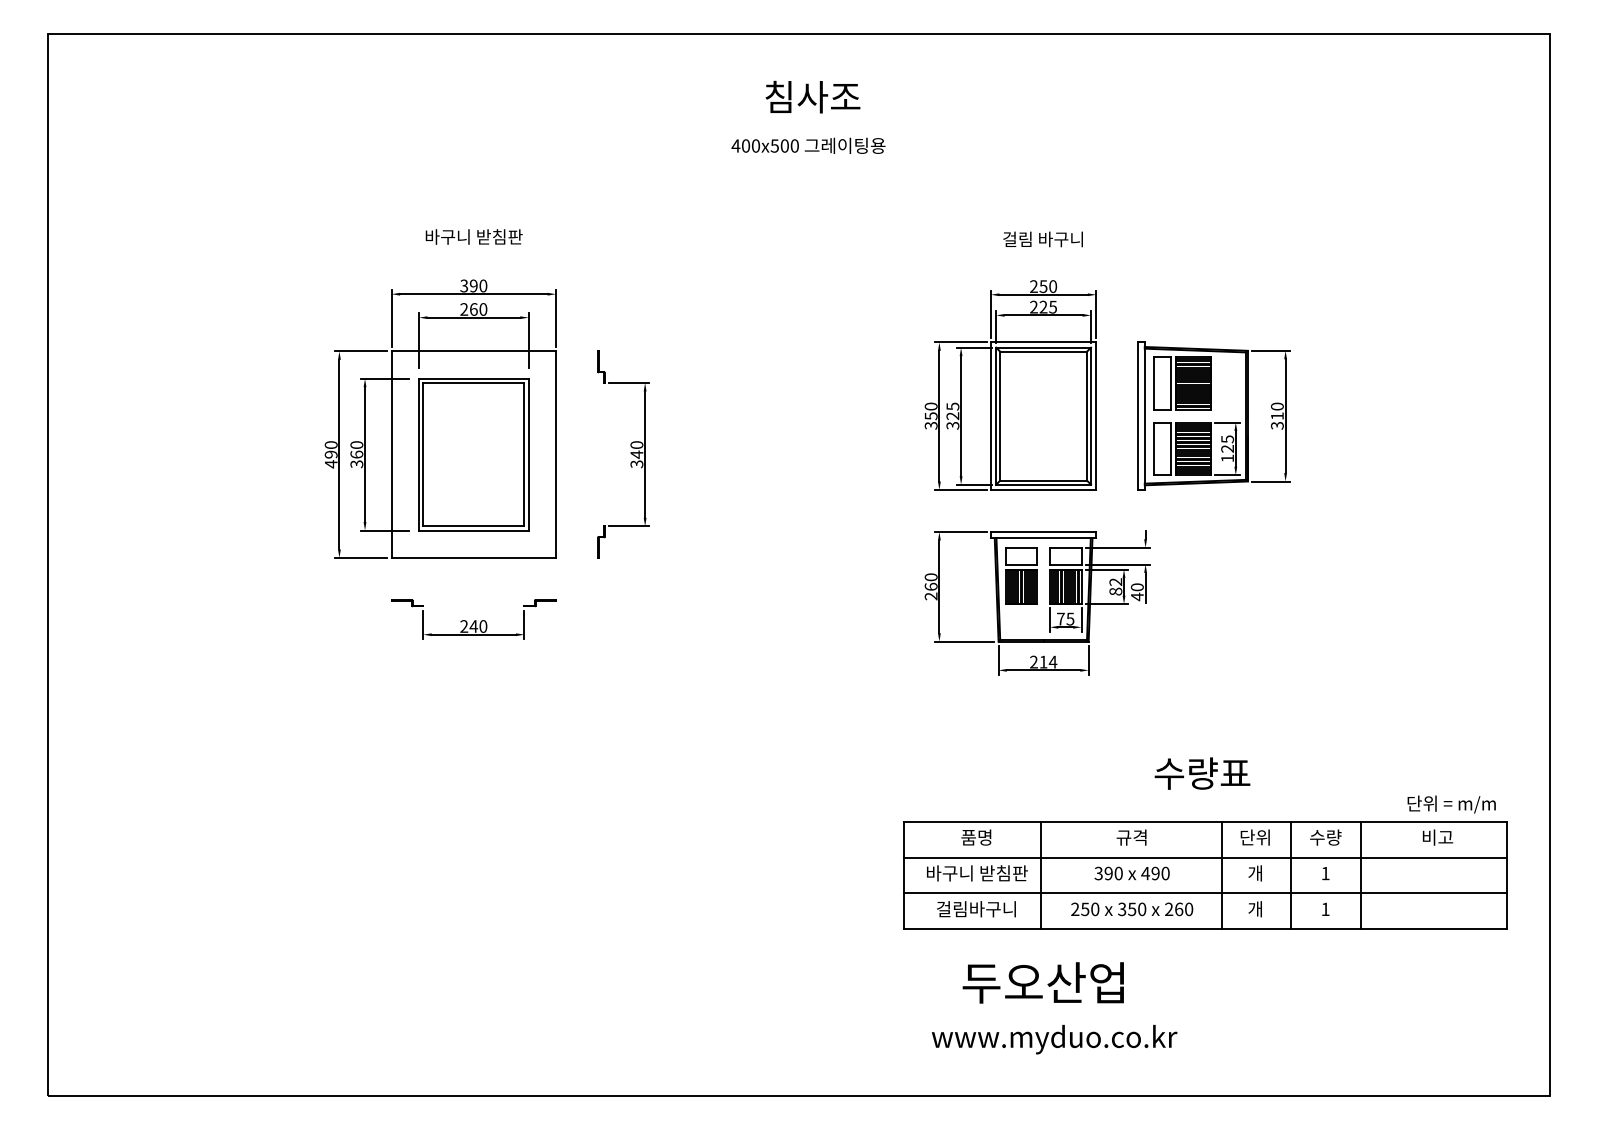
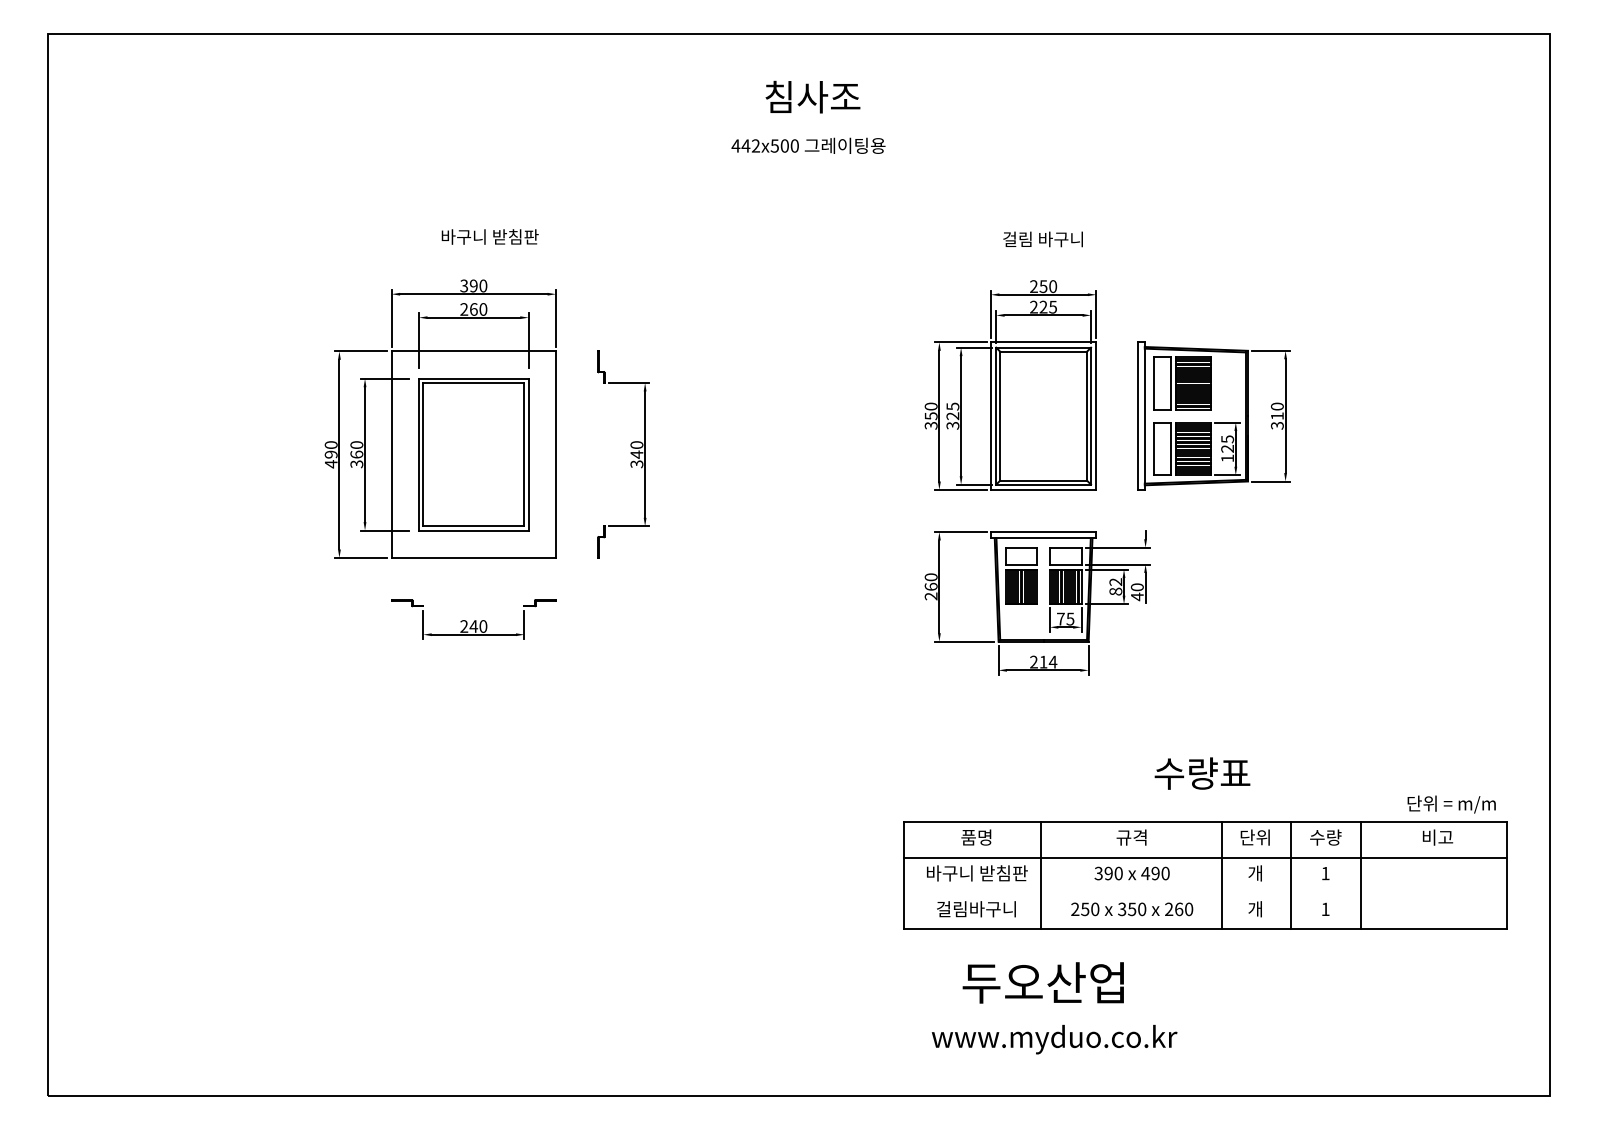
text: 400x500 -> 442x500 (750, 145)
text position: (473, 236) -> (489, 236) (489, 236)
line: present -> none (1204, 893)
